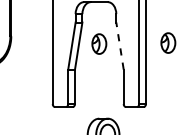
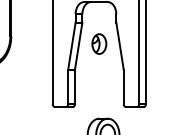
part: present -> none (168, 42)
line: dashed -> solid (120, 46)
